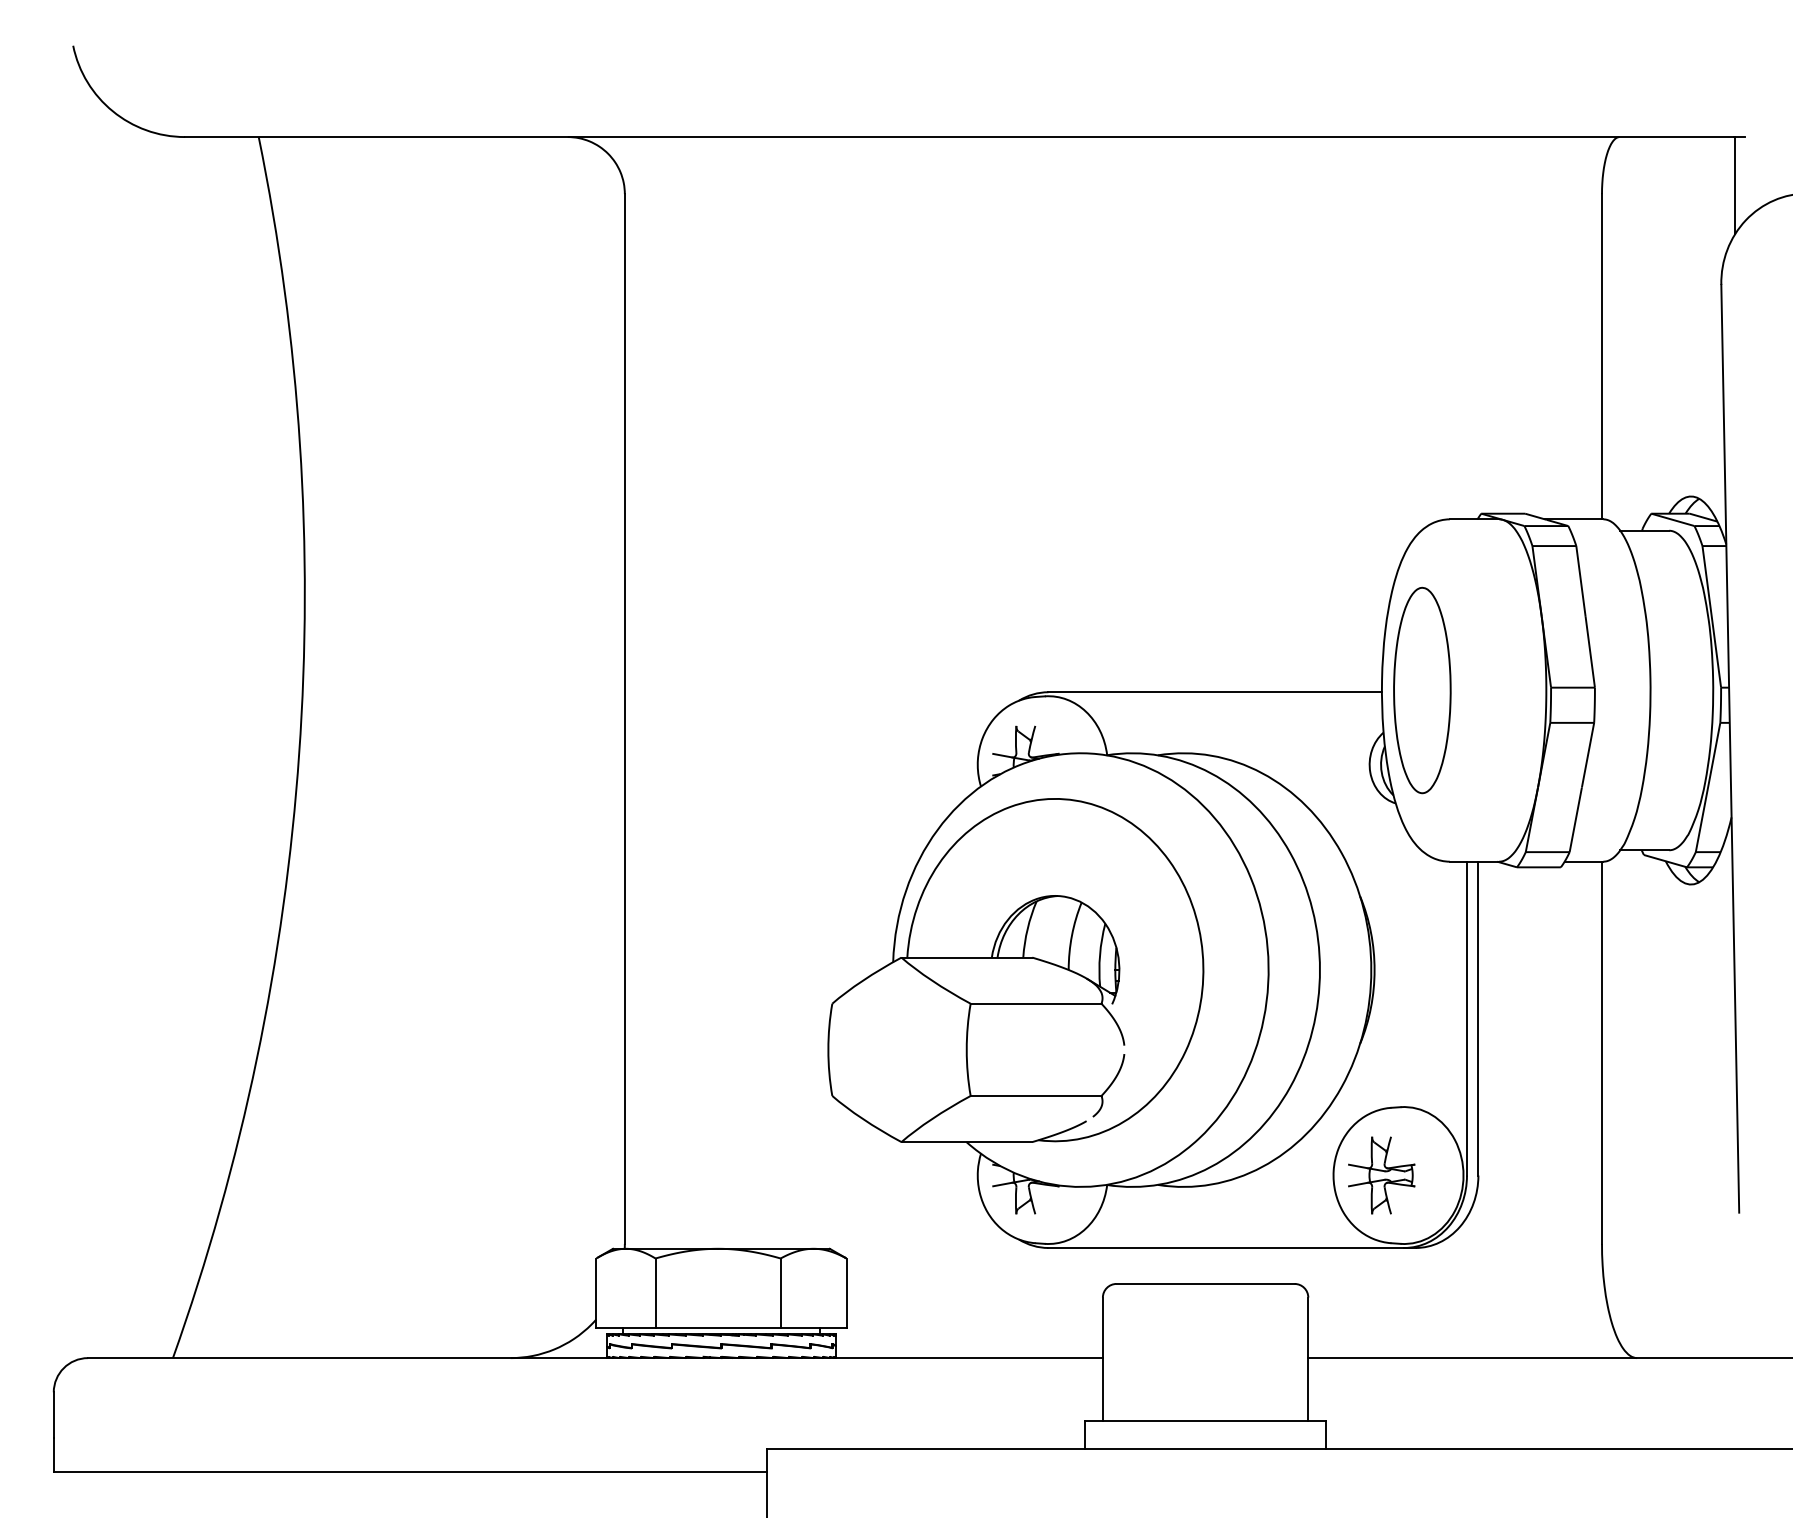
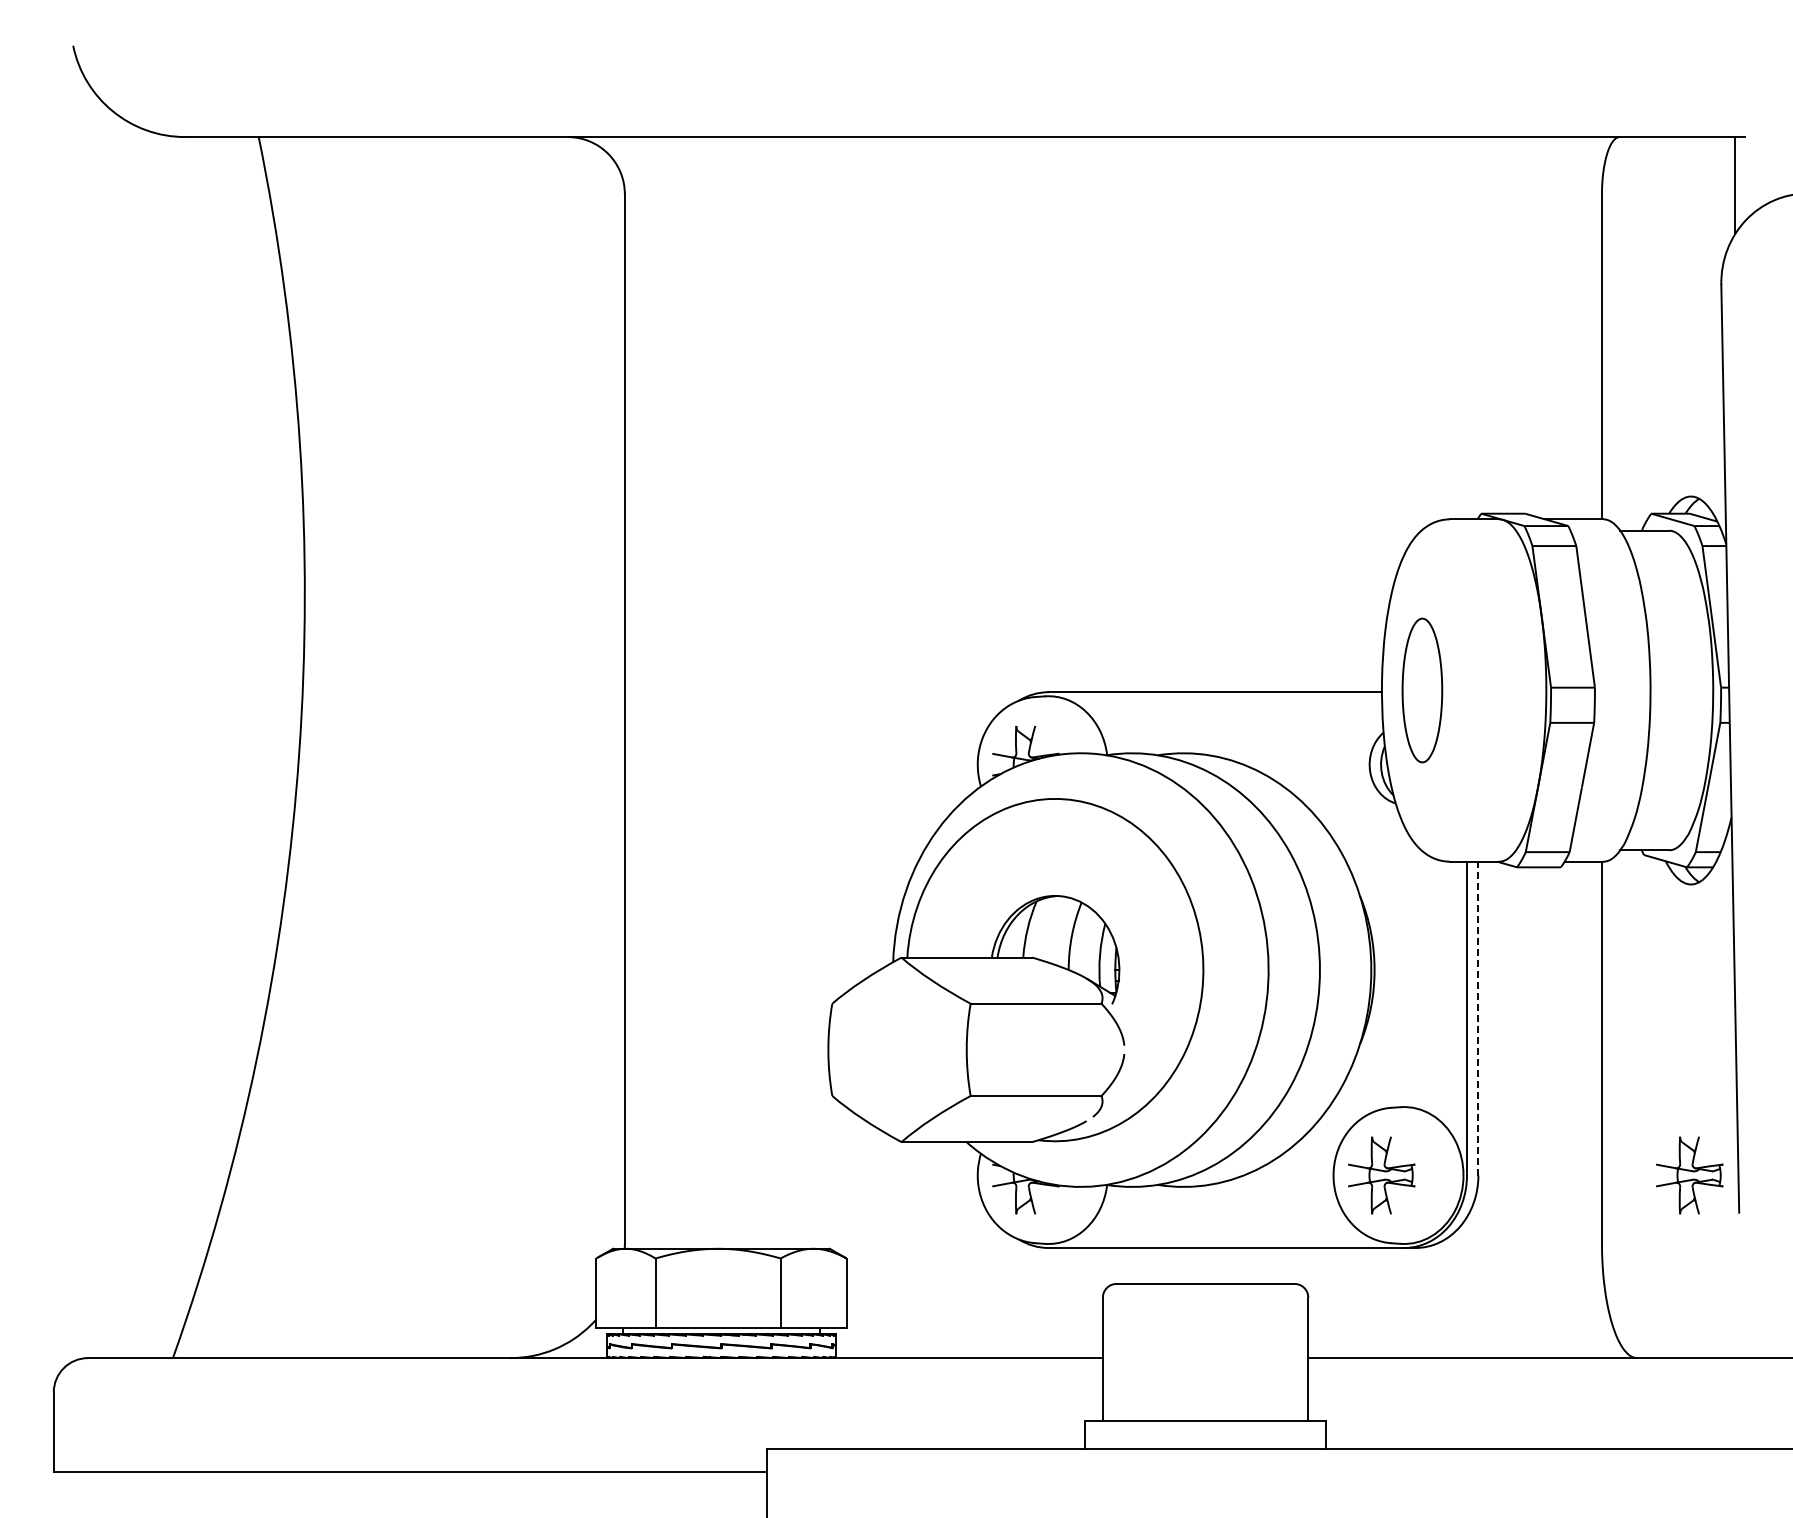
part size: 59x209 px -> 43x147 px (1422, 690)
line: solid -> dashed (1478, 1018)
part: none -> present (1689, 1175)
